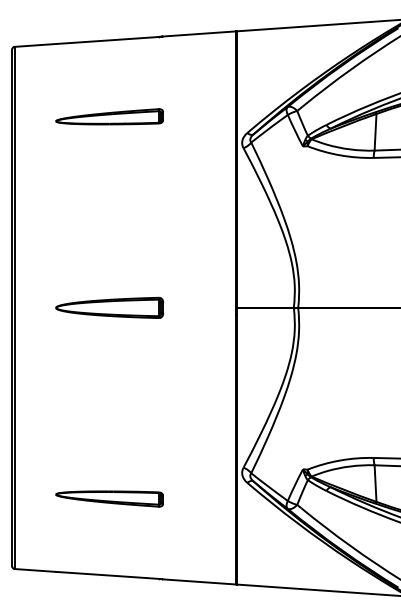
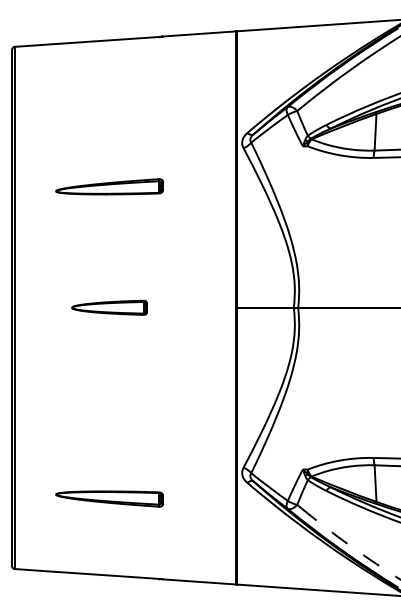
part position: (109, 116) -> (109, 186) (109, 186)
part size: 109x23 px -> 77x17 px (109, 307)
arc: solid -> dashed (350, 546)
